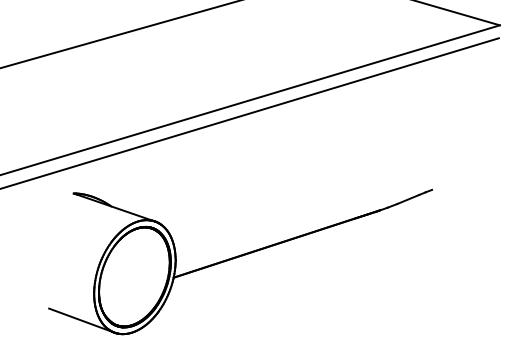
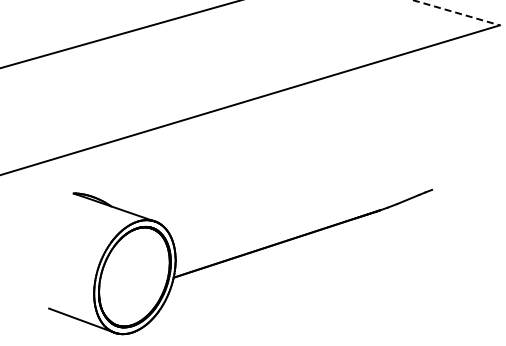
line: solid -> dashed (456, 12)
line: present -> none (250, 113)
